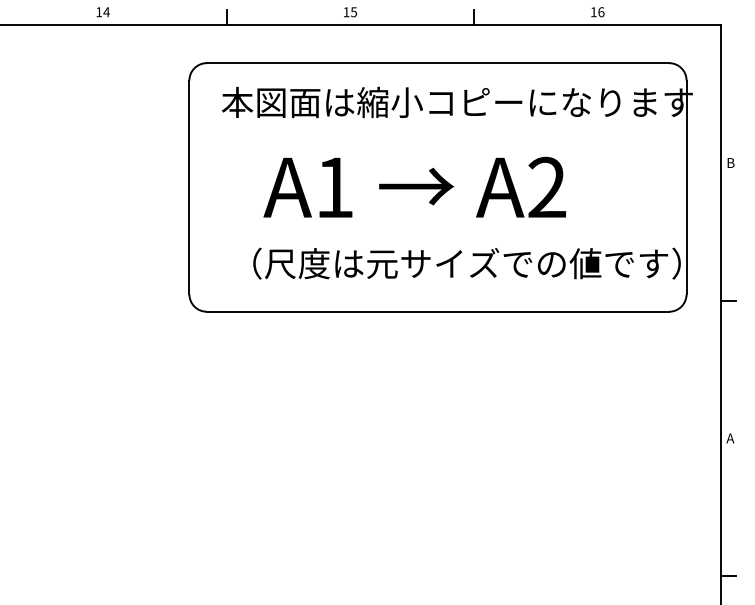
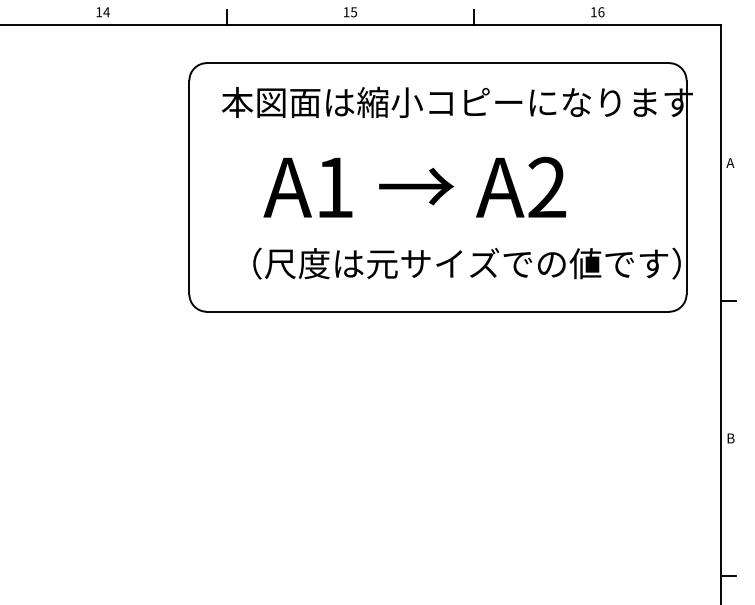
text: B -> A (730, 162)
text: A -> B (730, 438)
